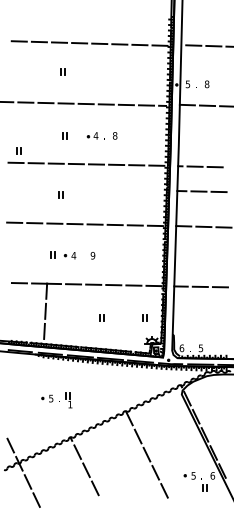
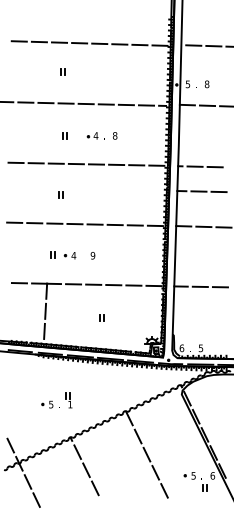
part: present -> none (18, 150)
part: present -> none (144, 317)
part position: (50, 398) -> (50, 404) (50, 404)
